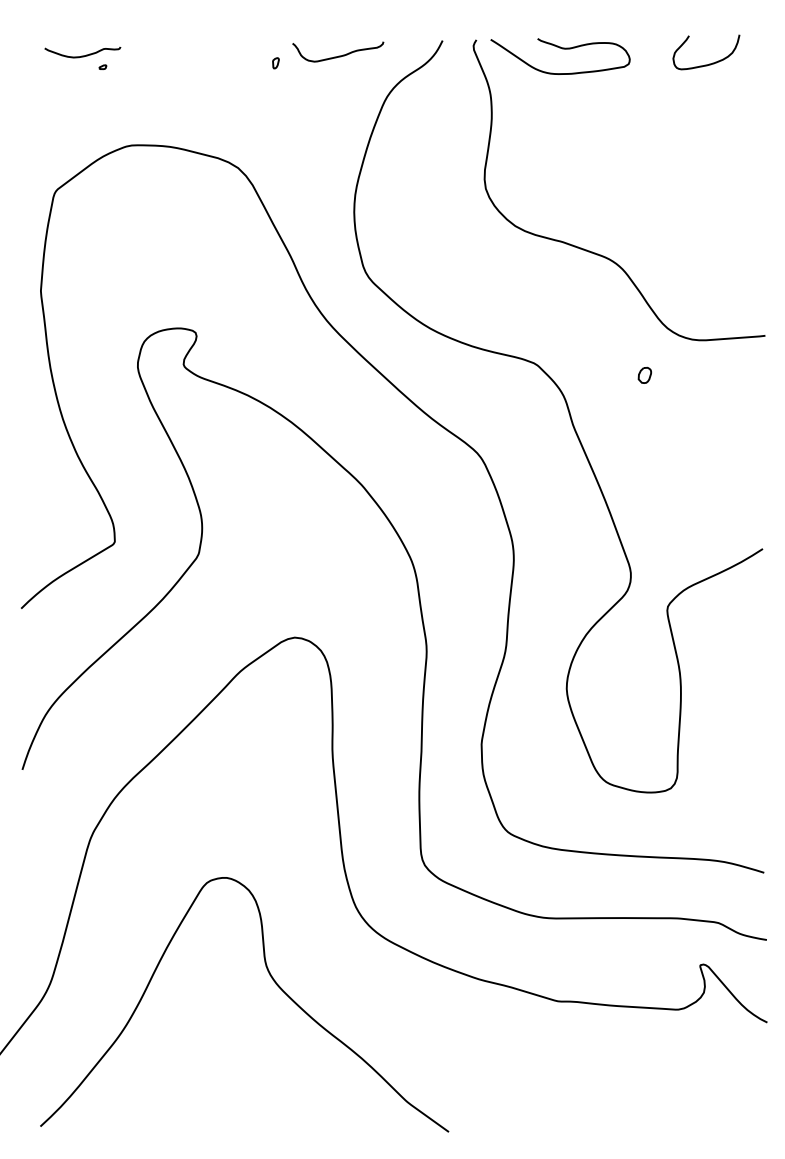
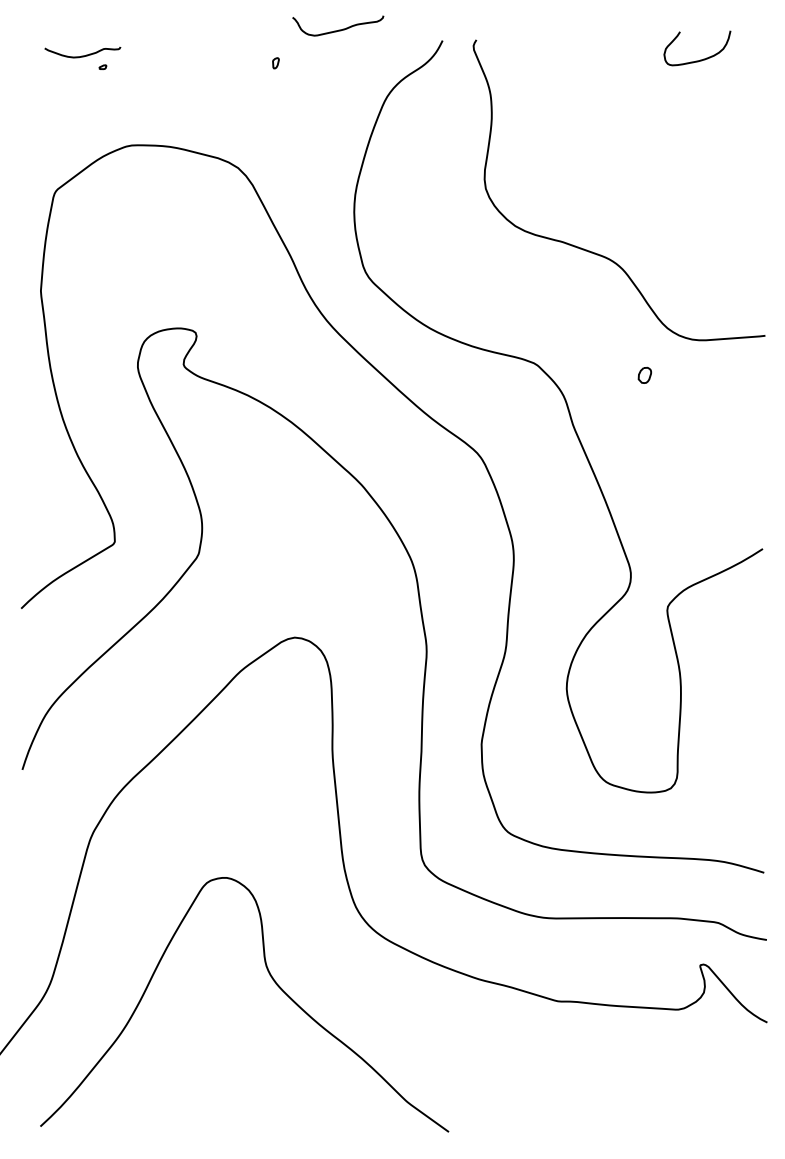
curve: present -> none (562, 49)
curve position: (338, 55) -> (338, 29) (338, 29)
curve position: (709, 63) -> (700, 59) (700, 59)
